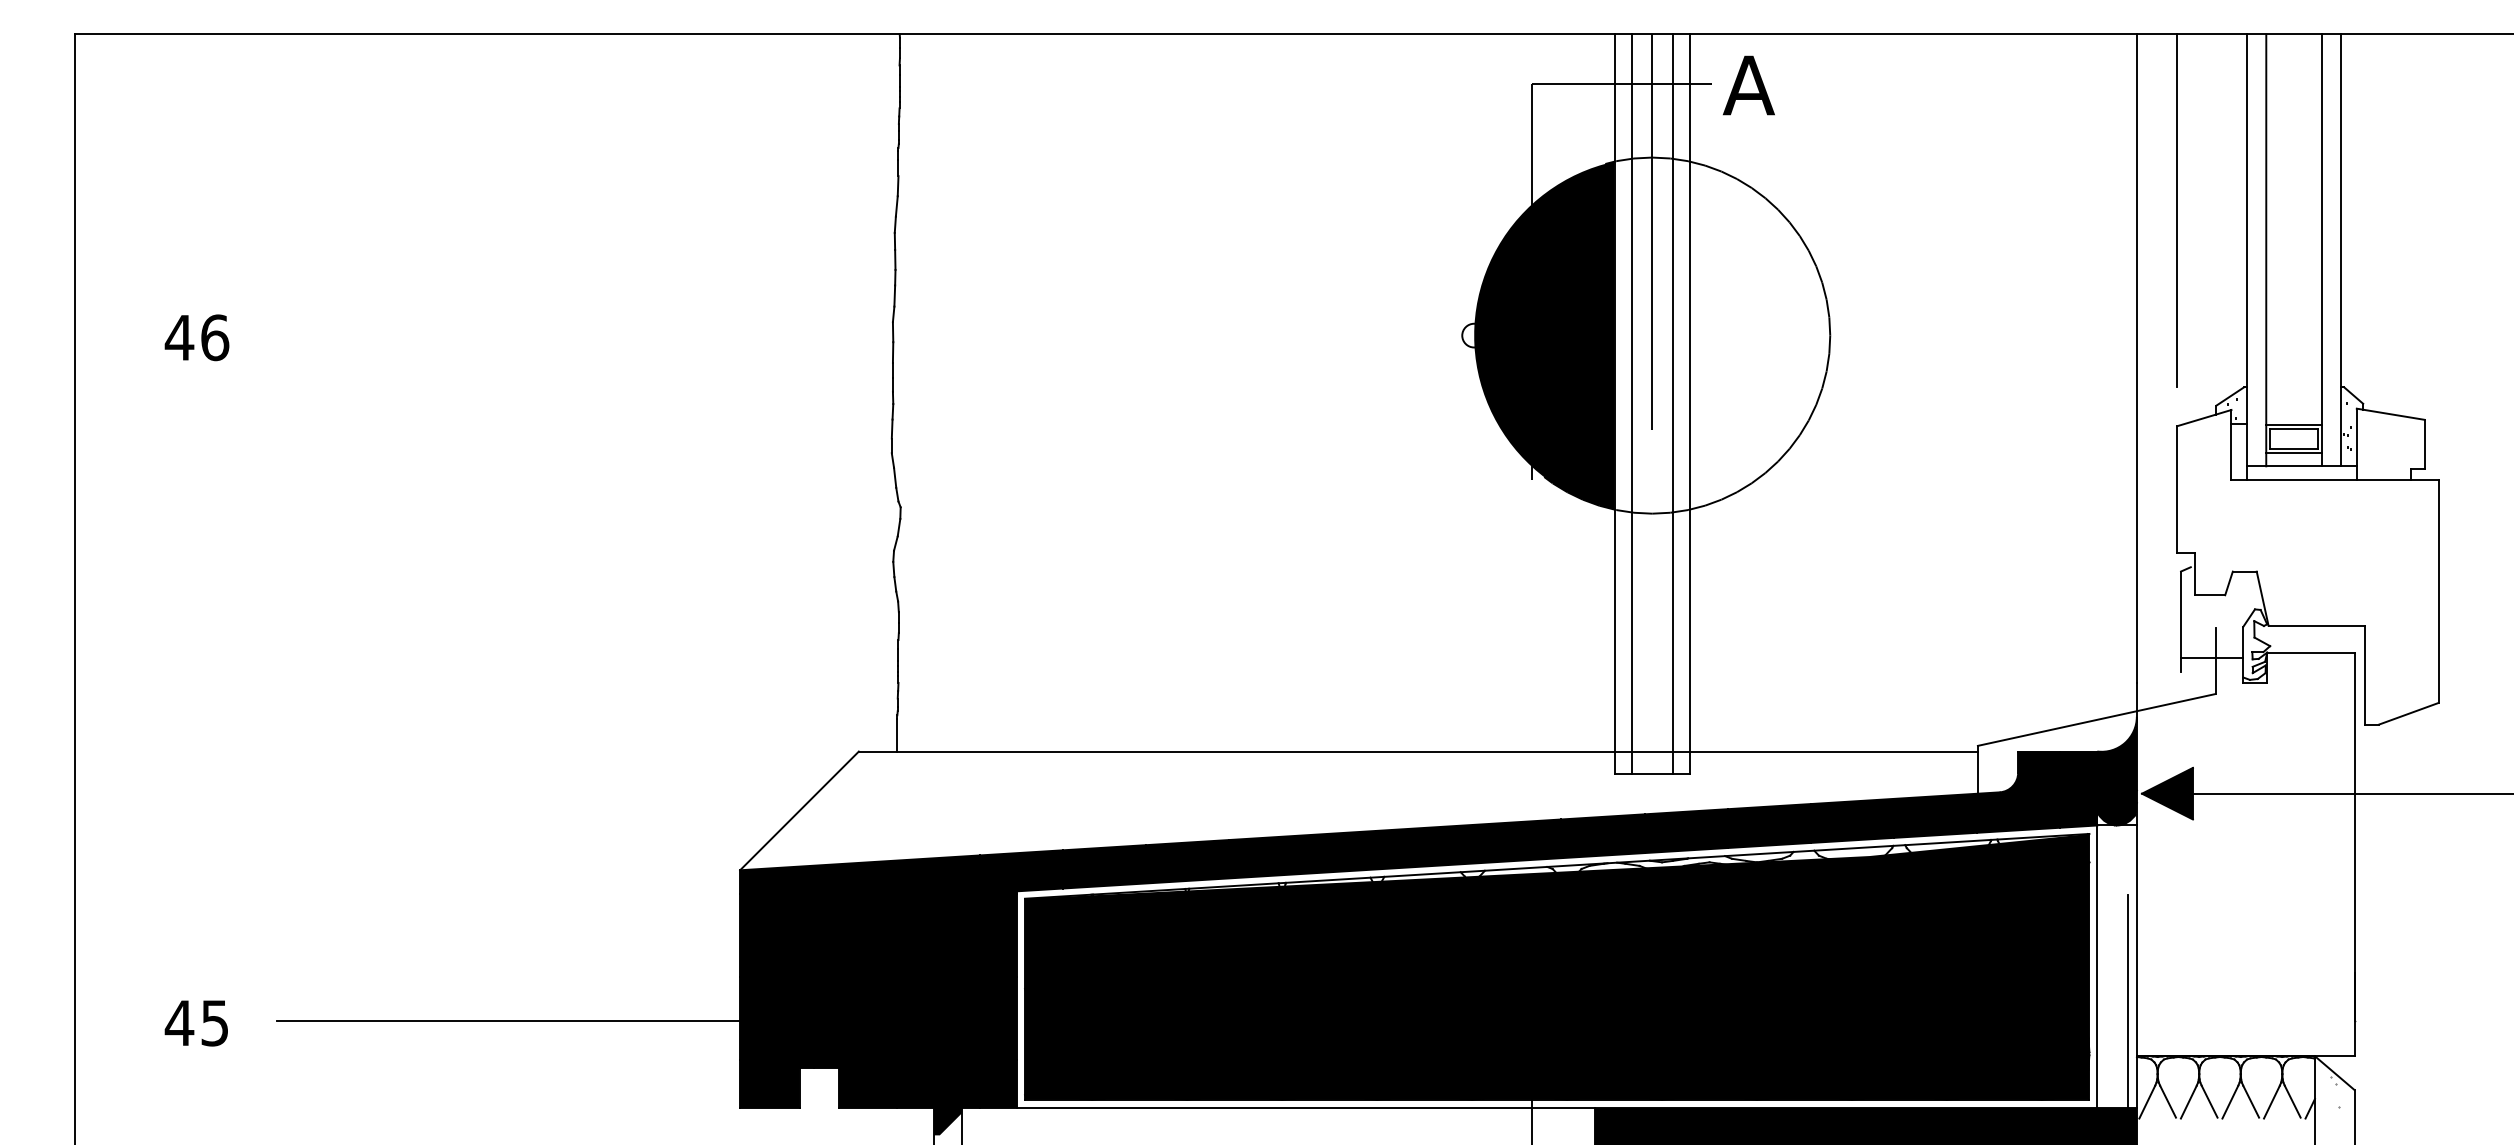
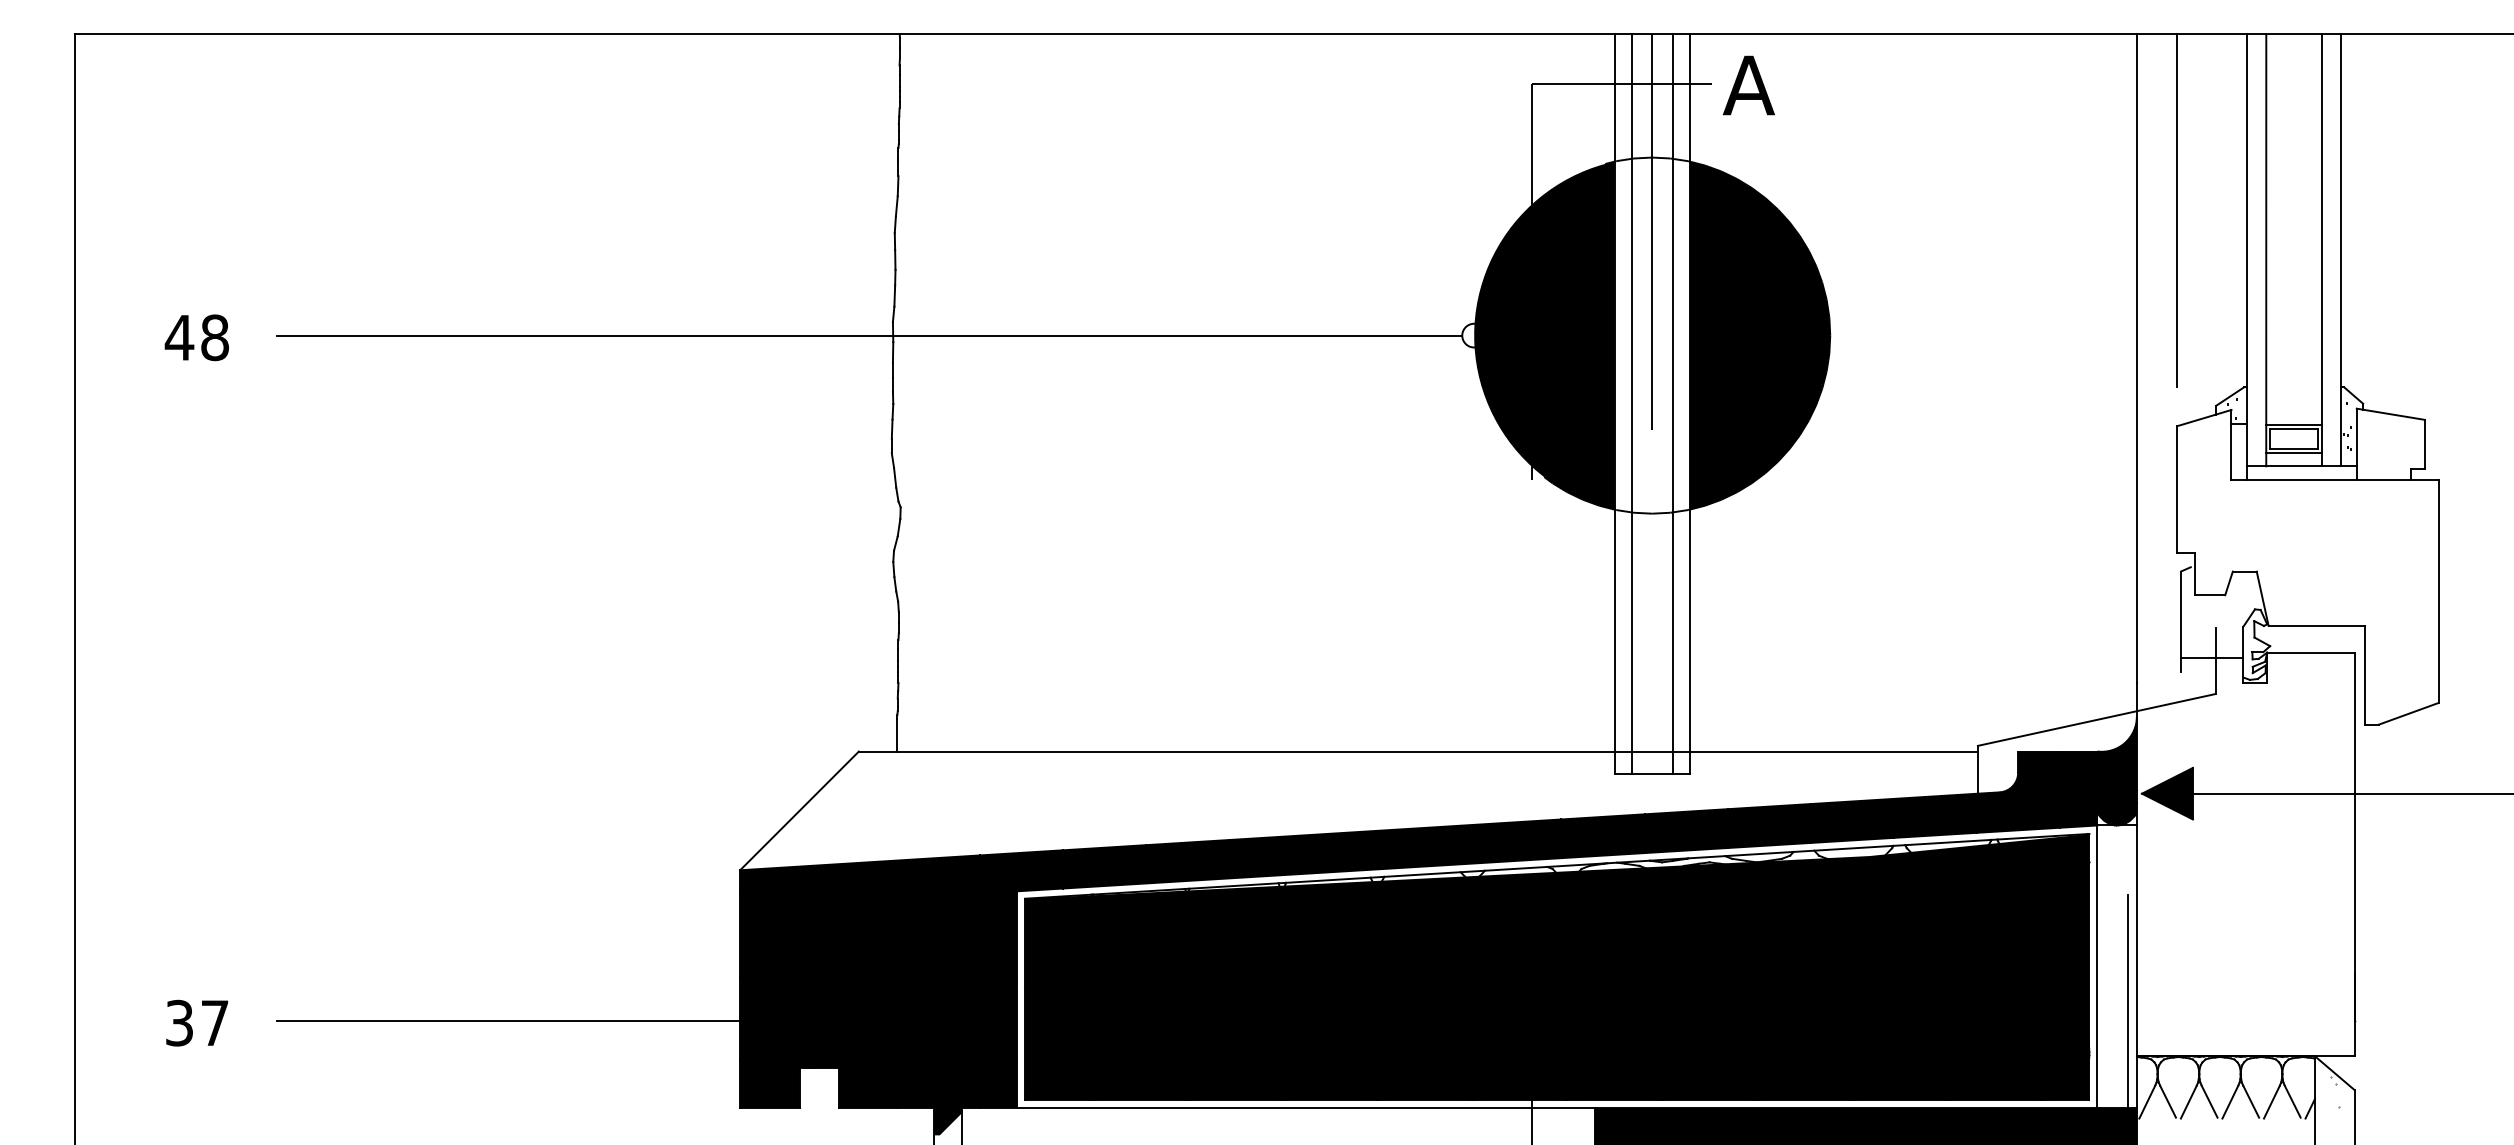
line: none -> present (869, 335)
fill: none -> present (1759, 335)
text: 46 -> 48 (215, 337)
text: 45 -> 37 (196, 1022)
